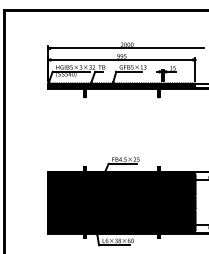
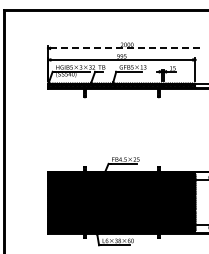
line: solid -> dashed (127, 48)
